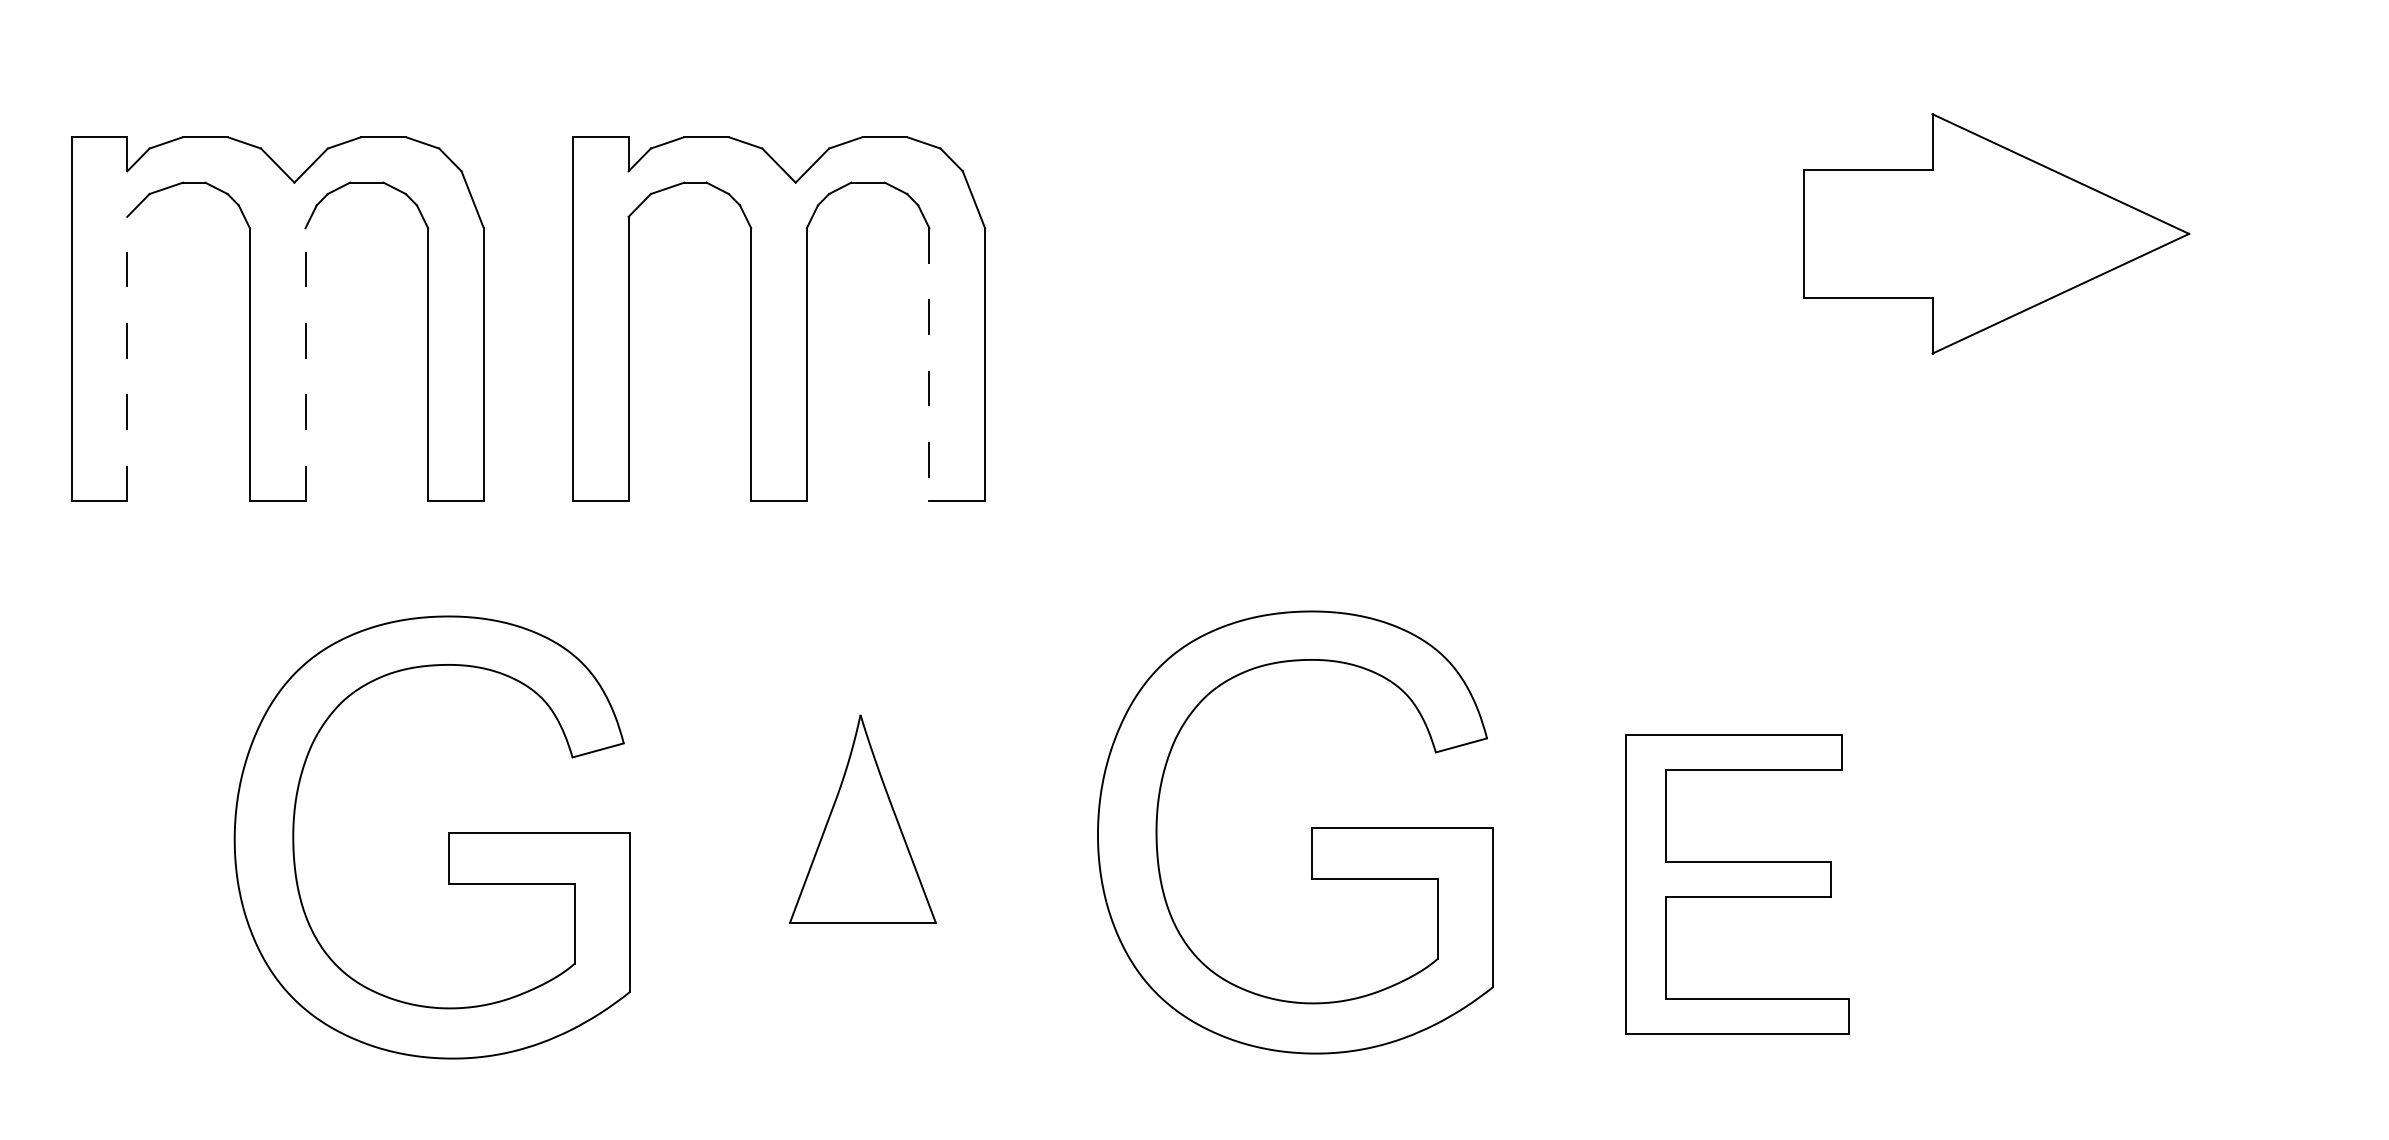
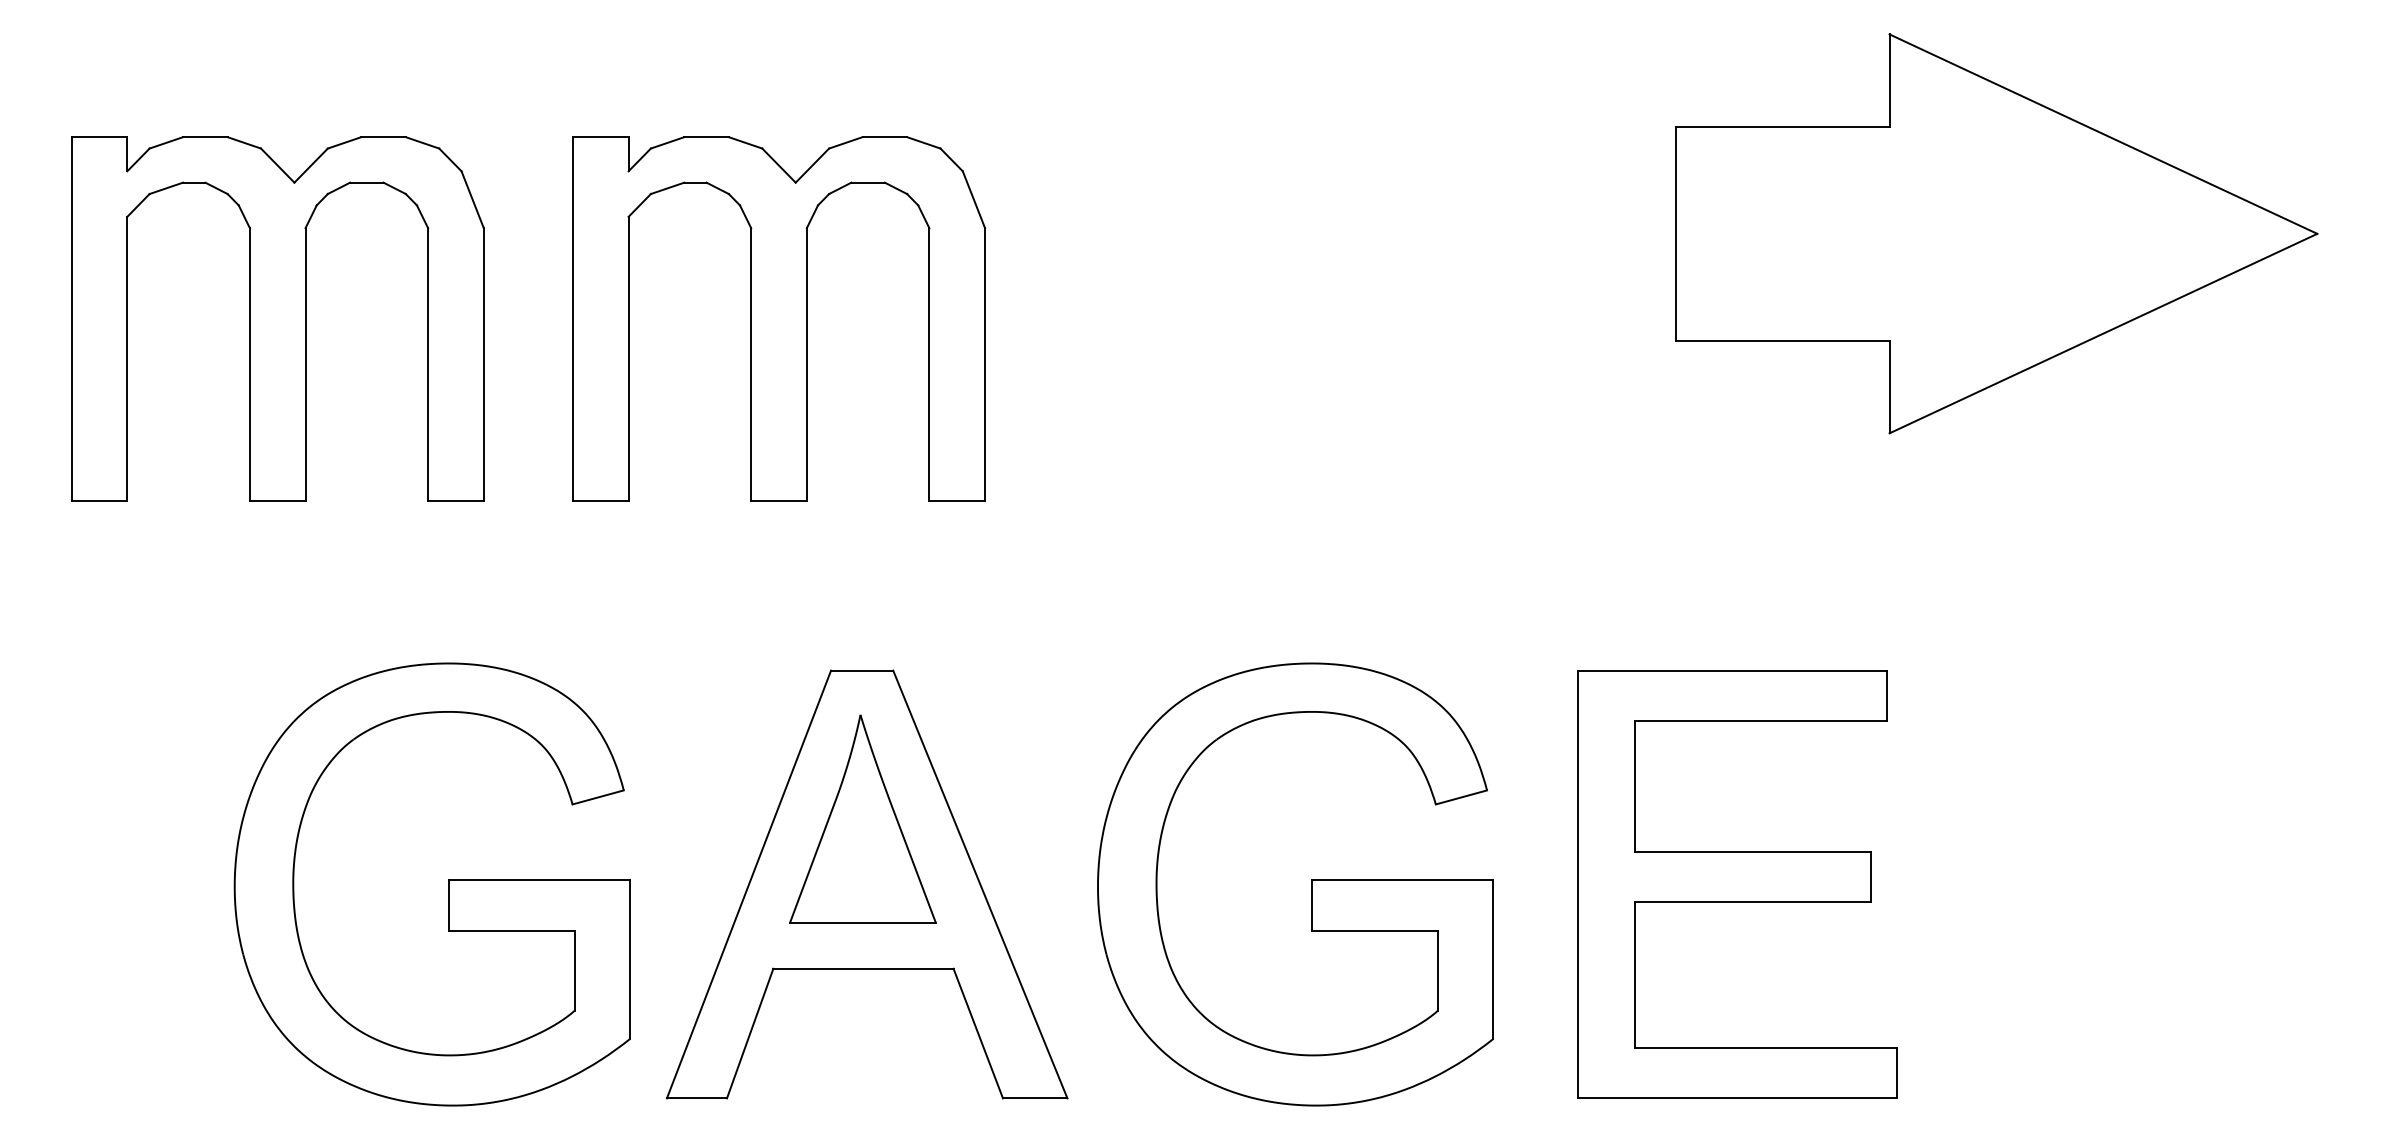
part size: 388x242 px -> 644x402 px (1996, 233)
line: dashed -> solid (127, 358)
line: dashed -> solid (305, 364)
line: dashed -> solid (929, 364)
part position: (1311, 832) -> (1311, 884) (1311, 884)
part position: (448, 837) -> (448, 884) (448, 884)
part: none -> present (866, 884)
part size: 225x301 px -> 321x429 px (1737, 884)
